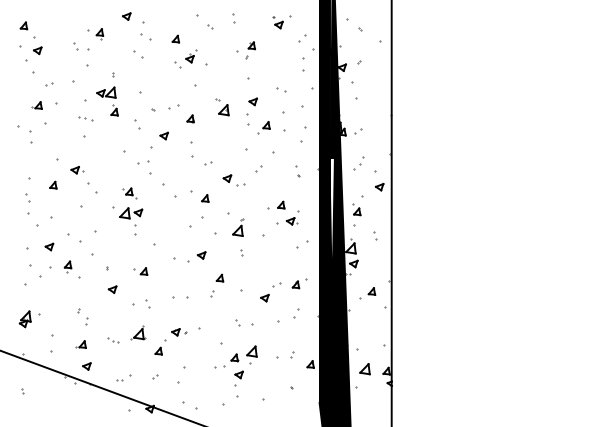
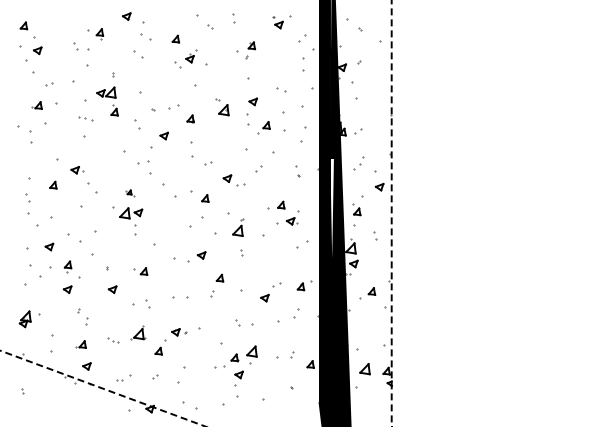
part size: 16x13 px -> 11x9 px (130, 193)
line: solid -> dashed (391, 213)
part position: (299, 283) -> (304, 285) (304, 285)
part: none -> present (67, 289)
line: solid -> dashed (103, 388)
